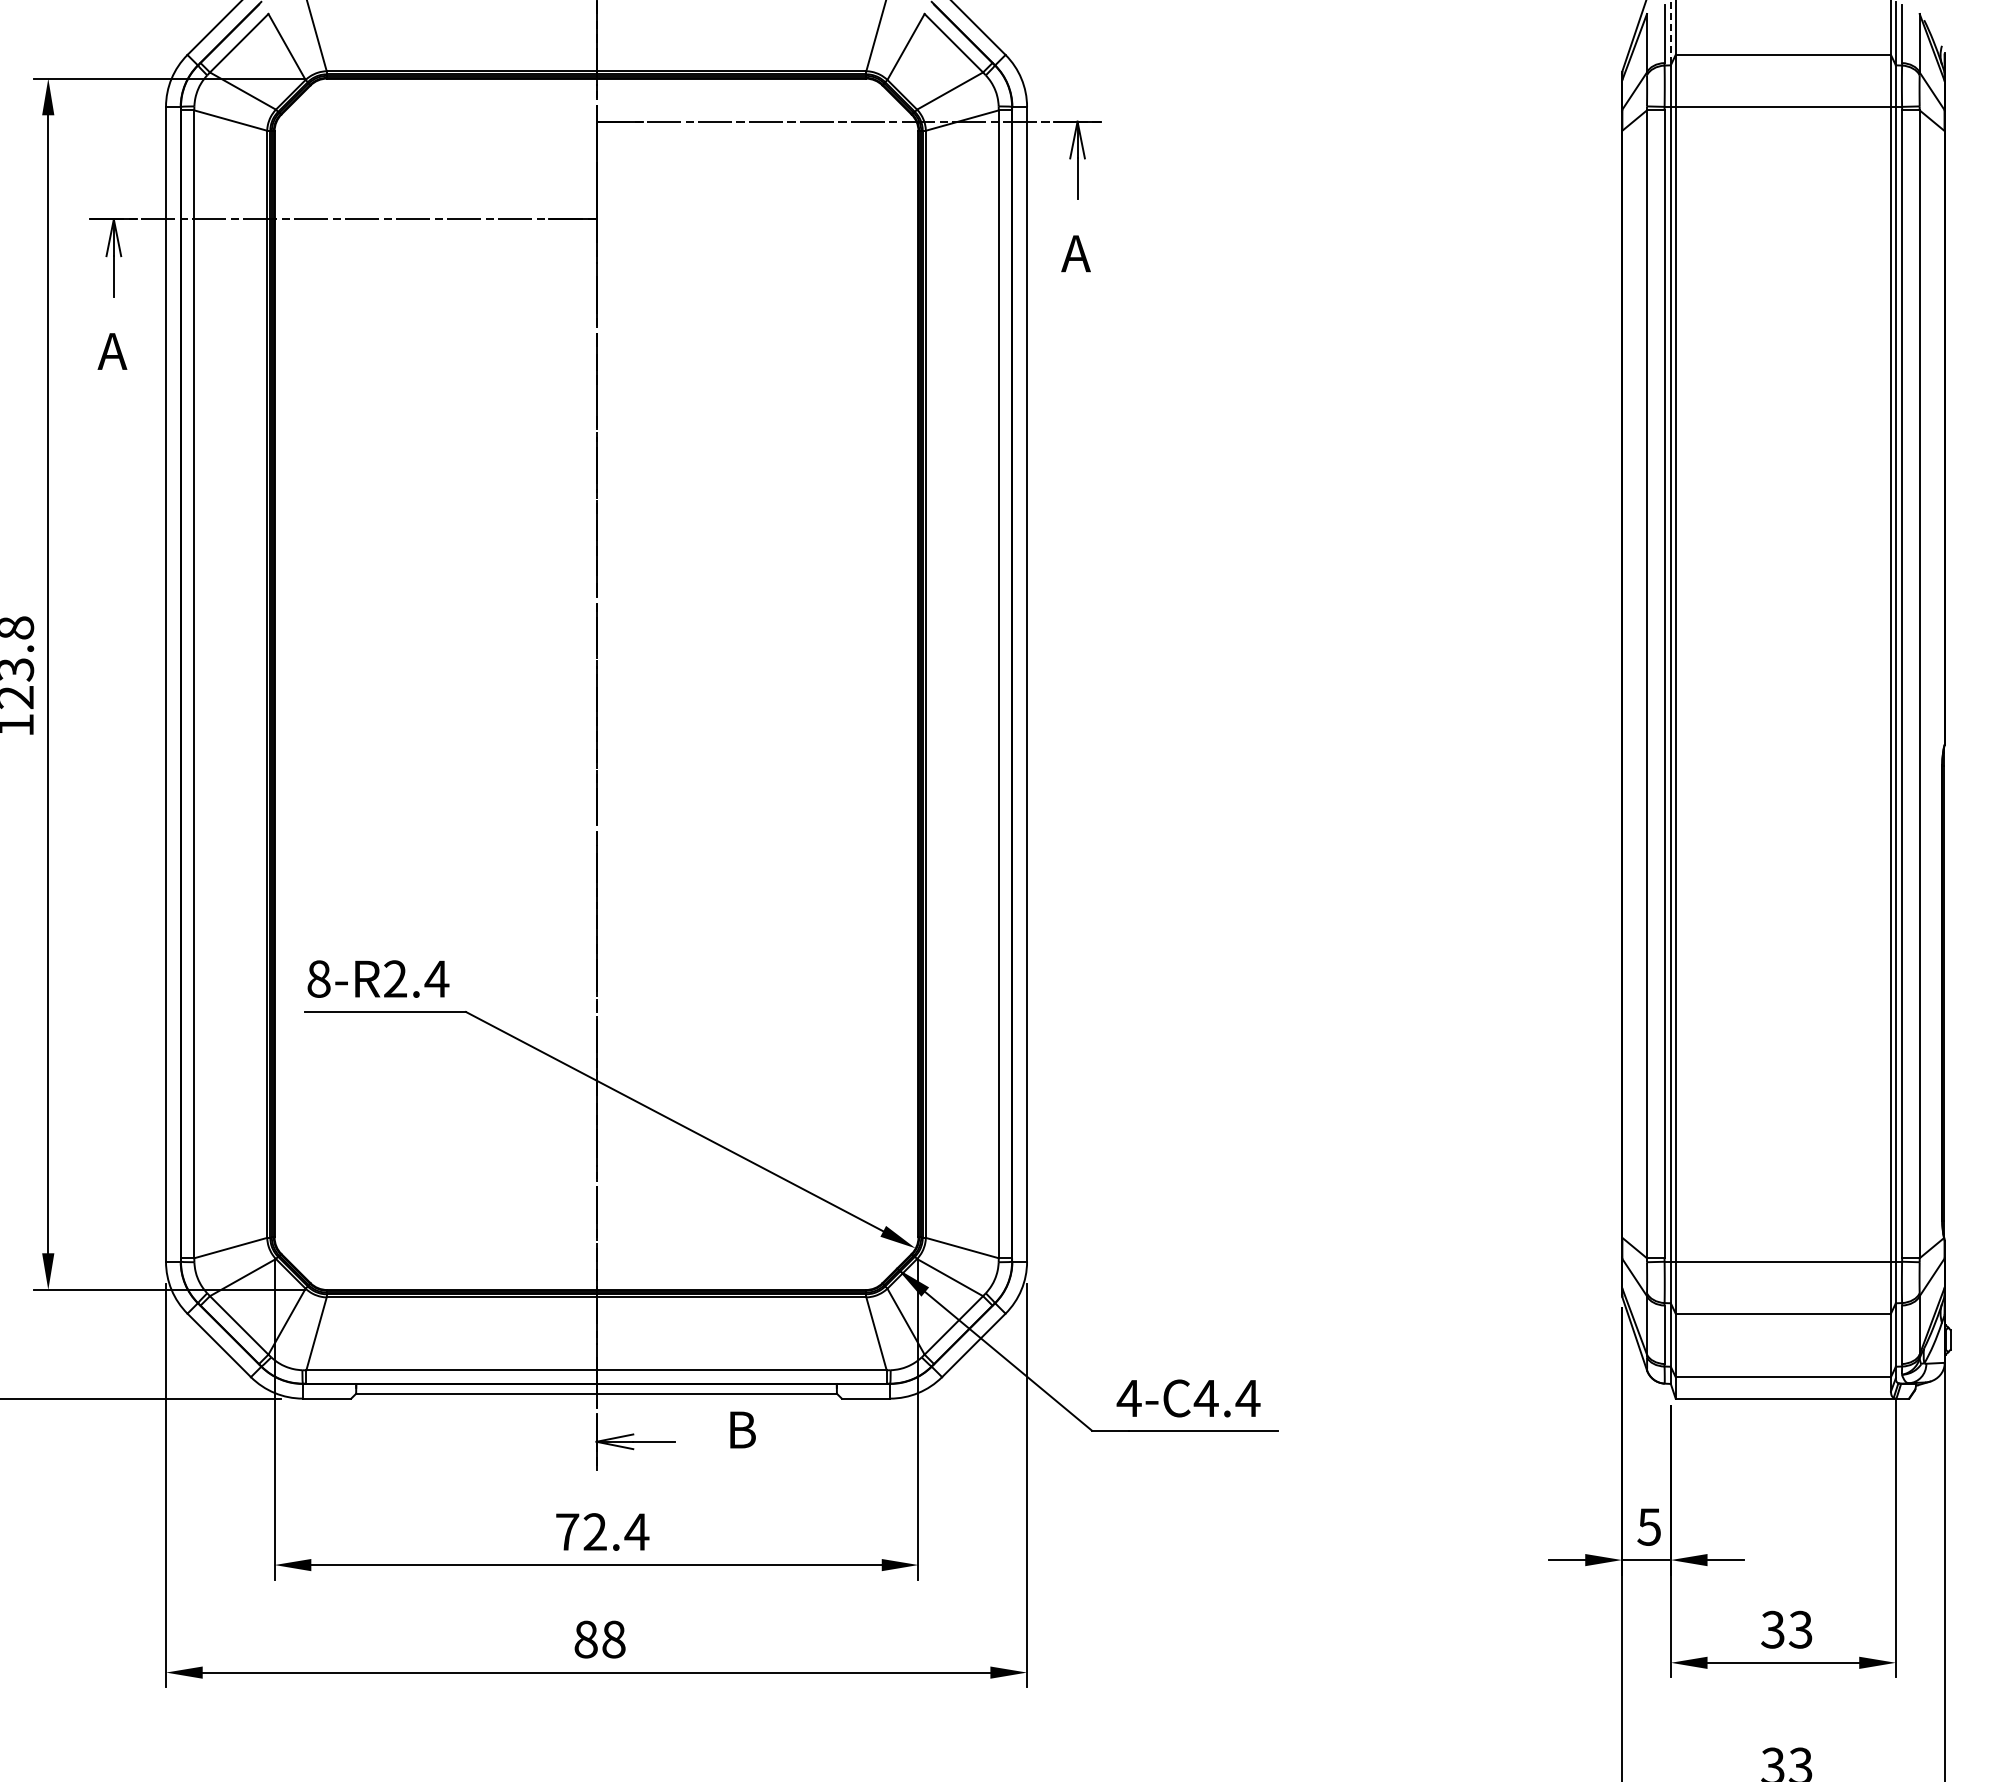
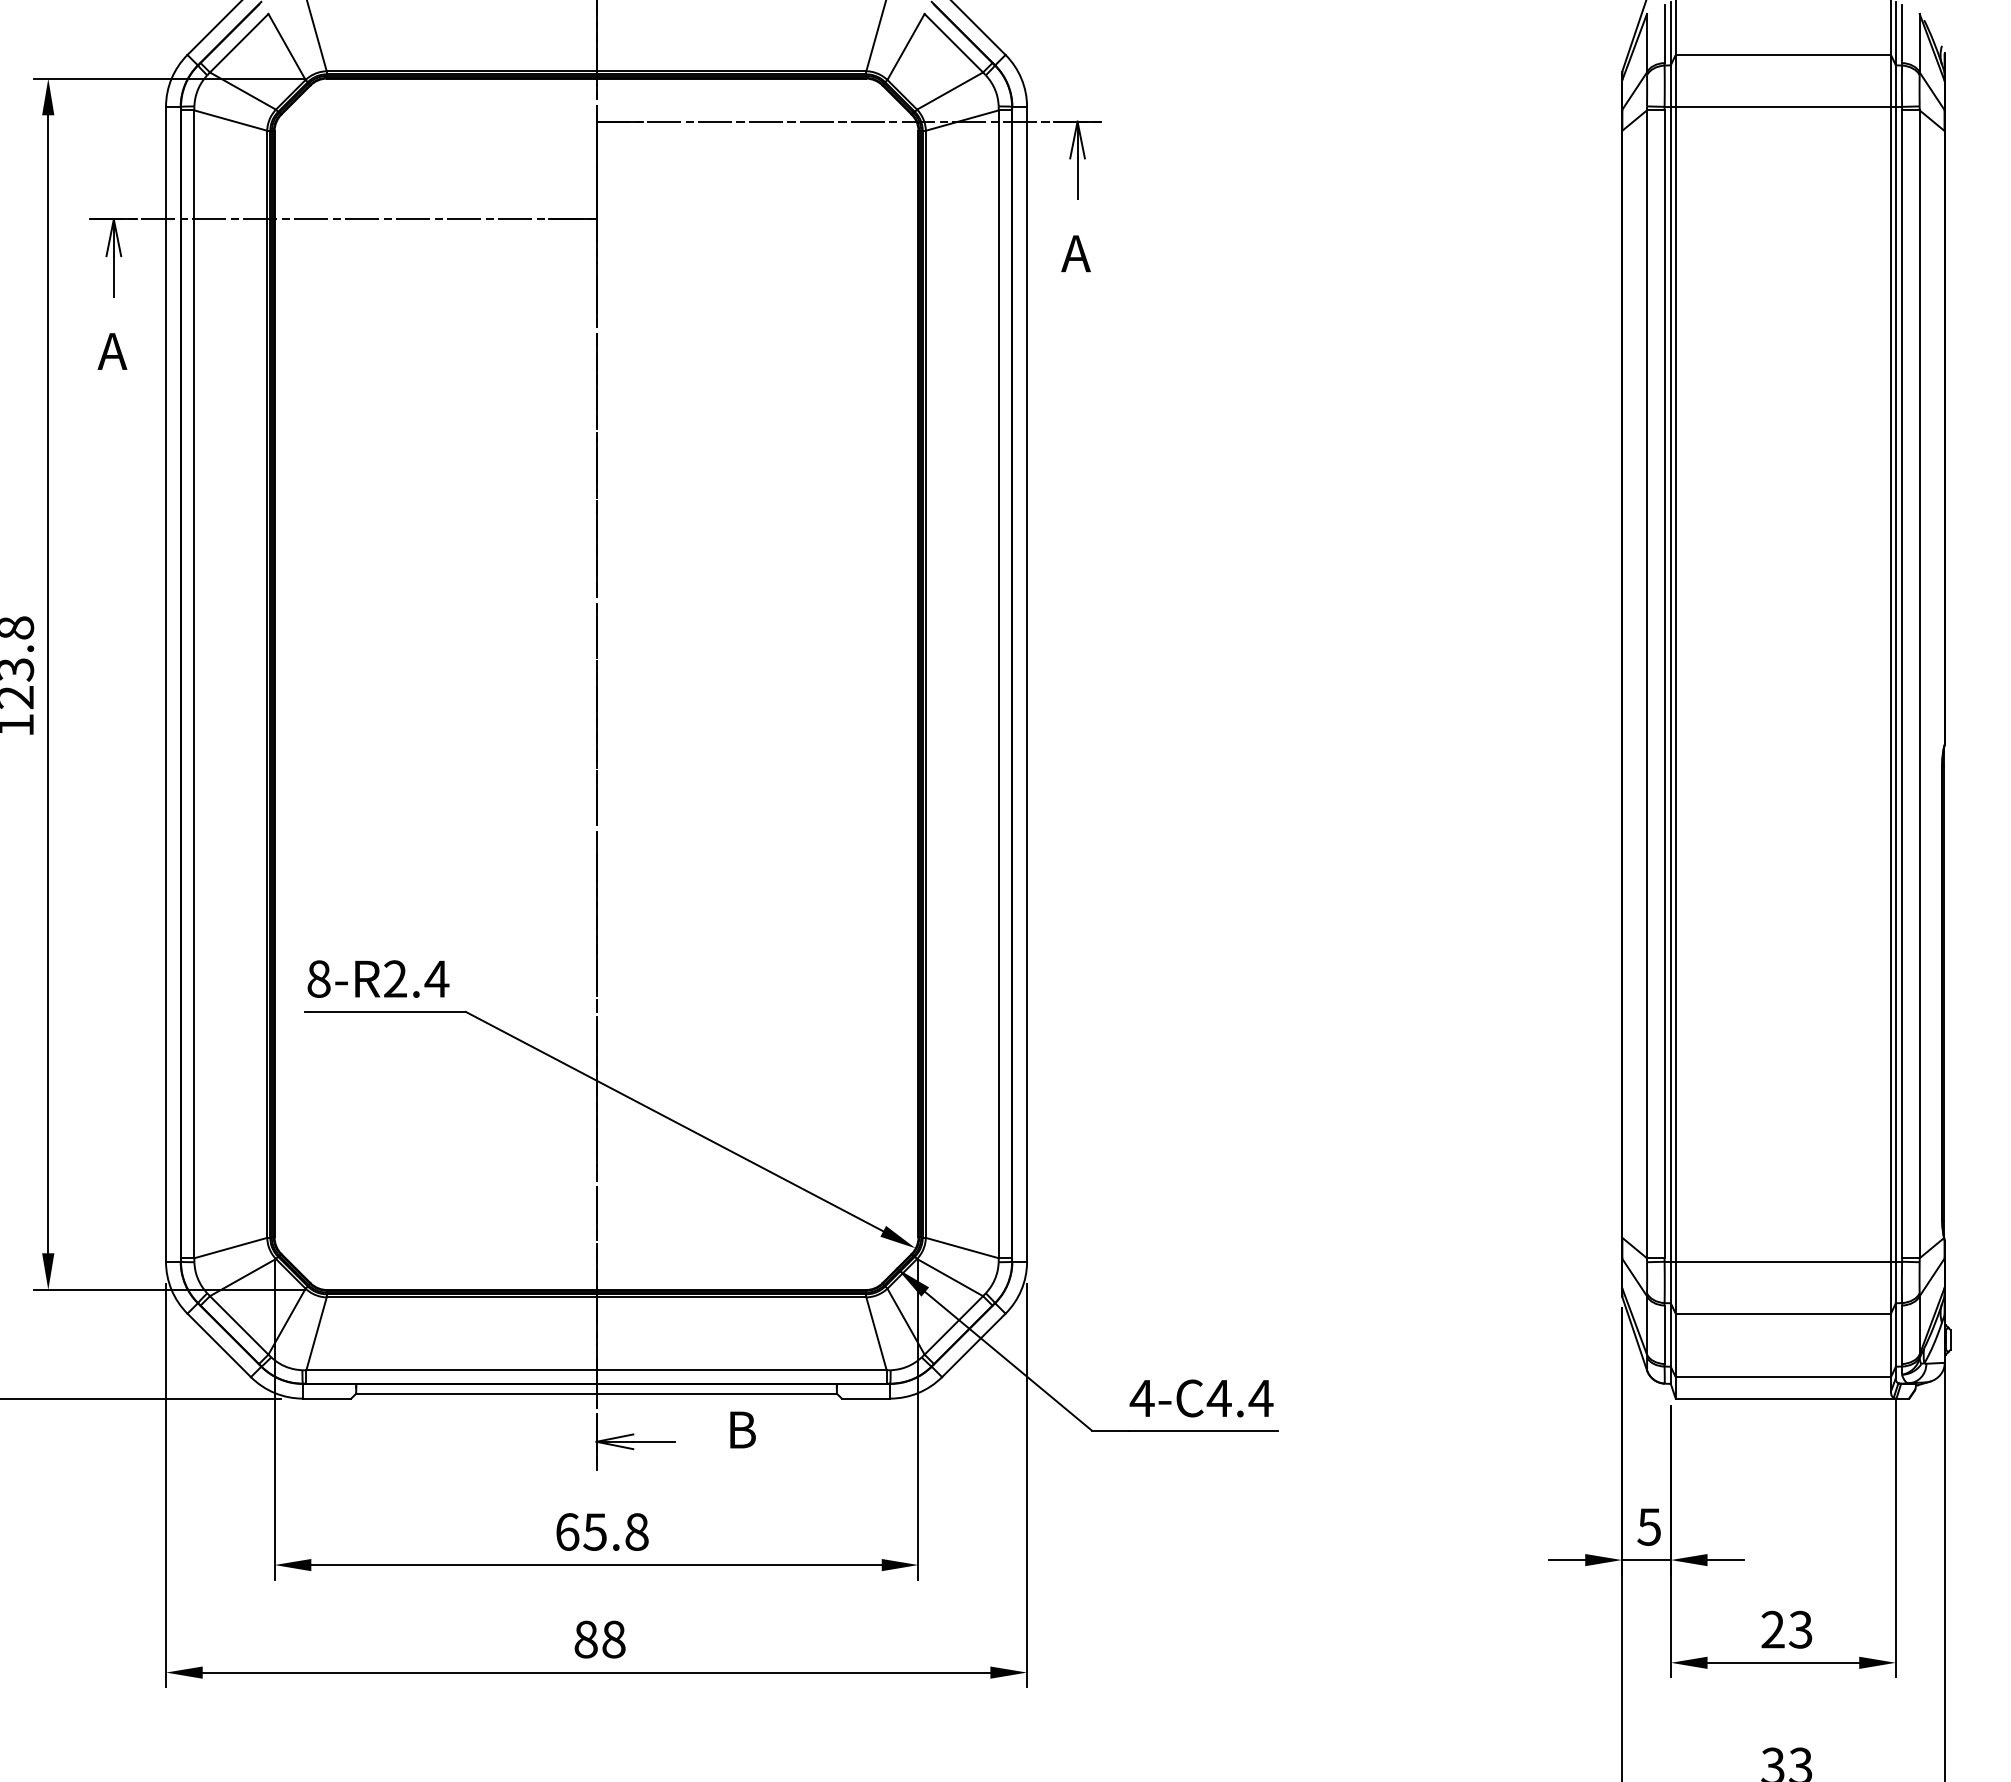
line: dashed -> solid (1670, 33)
text position: (1188, 1398) -> (1201, 1398) (1201, 1398)
text: 72.4 -> 65.8 (602, 1531)
text: 33 -> 23 (1772, 1629)
